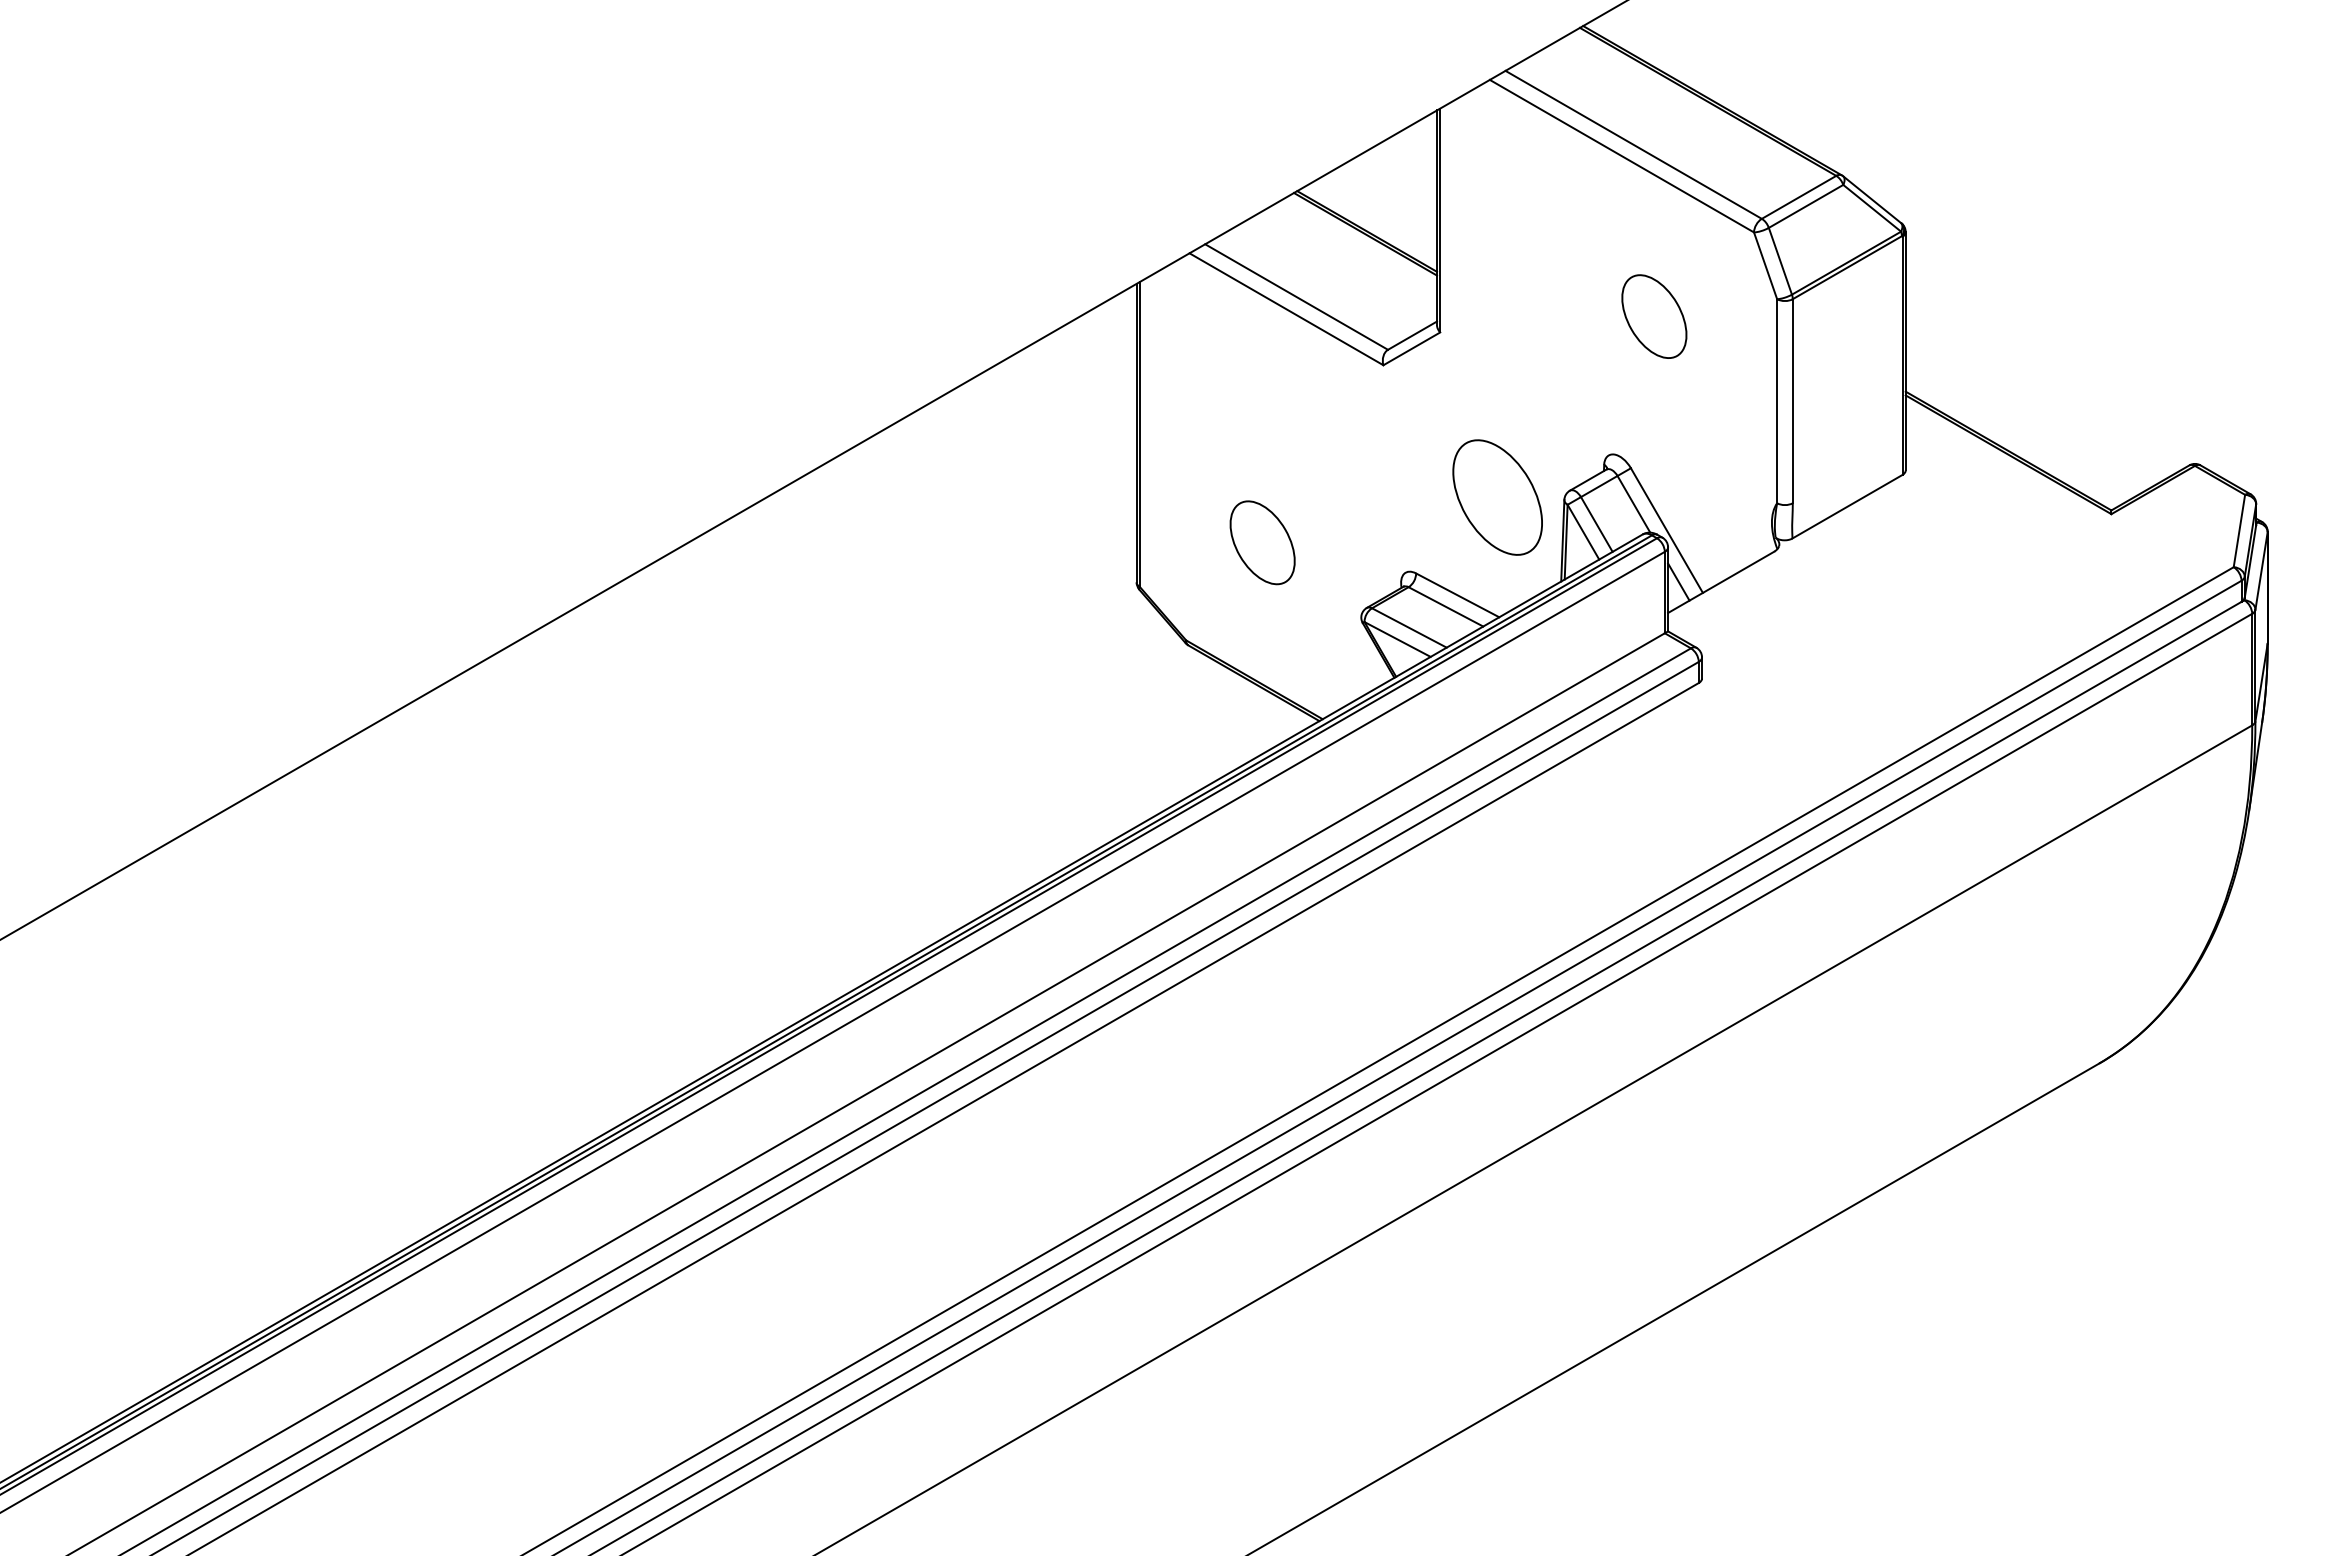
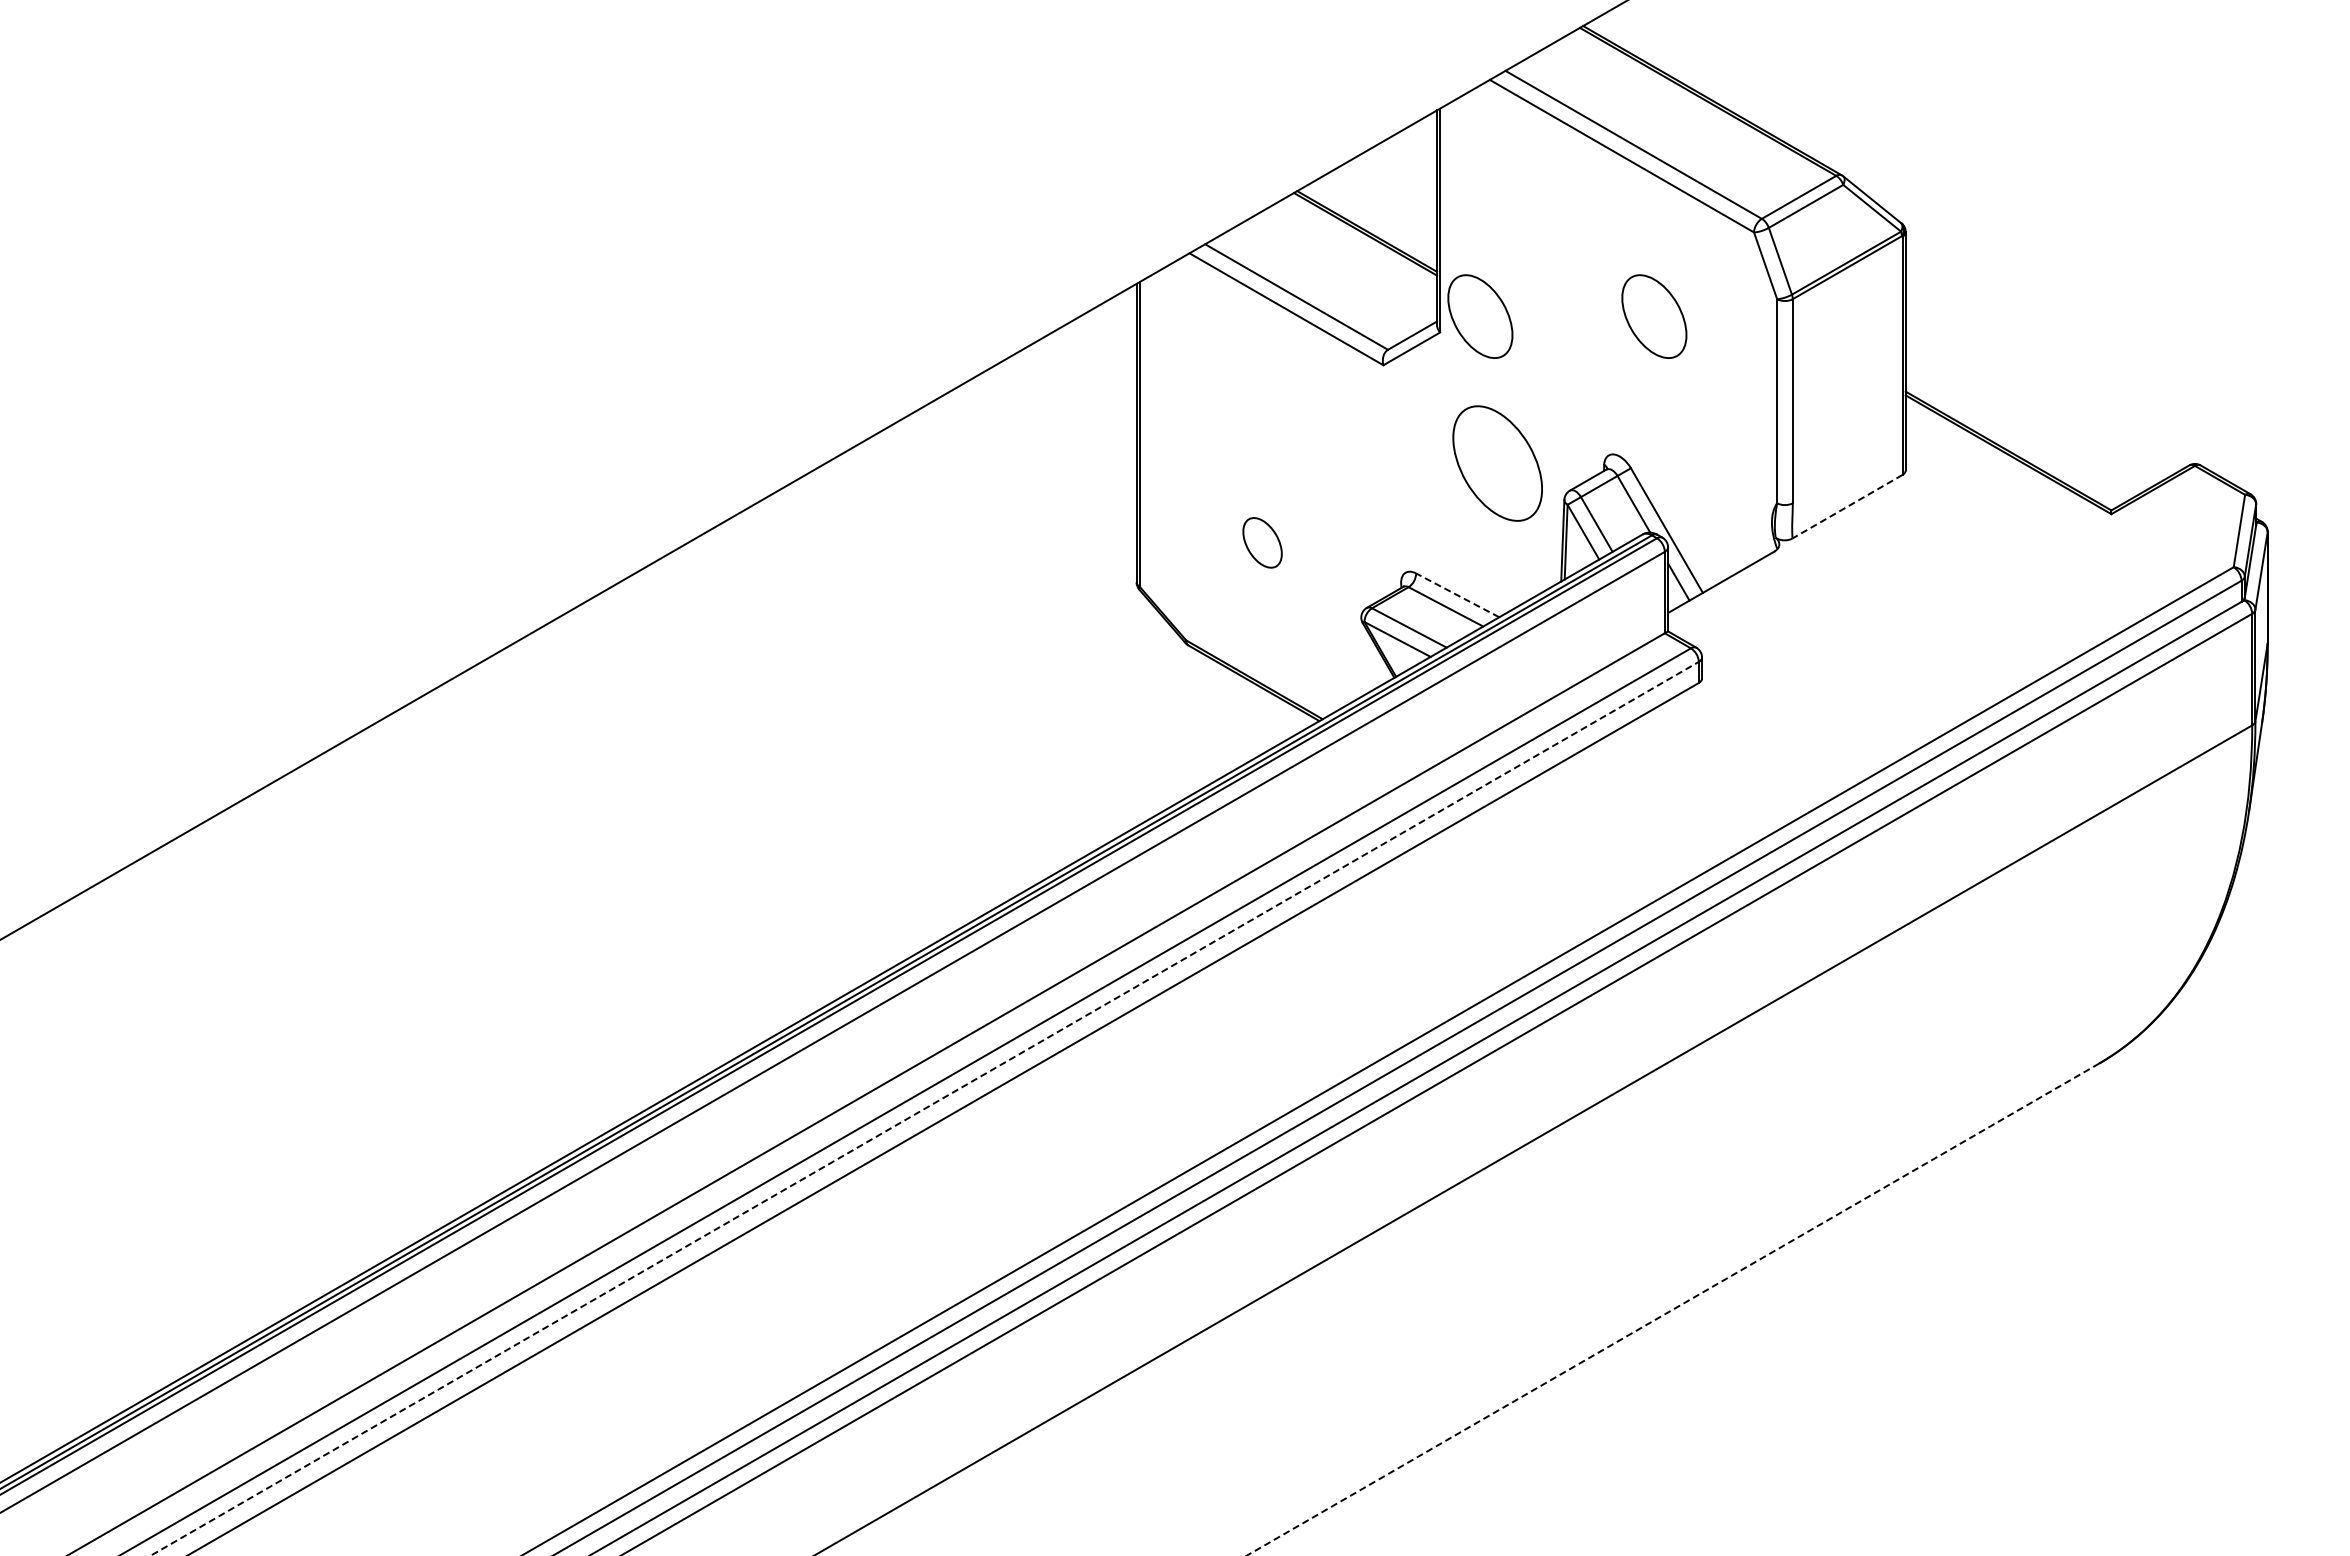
part: none -> present (1480, 316)
part position: (1497, 497) -> (1497, 463) (1497, 463)
line: solid -> dashed (1847, 506)
part size: 67x86 px -> 41x52 px (1262, 542)
line: solid -> dashed (1457, 595)
line: solid -> dashed (924, 1108)
line: solid -> dashed (1672, 1310)
